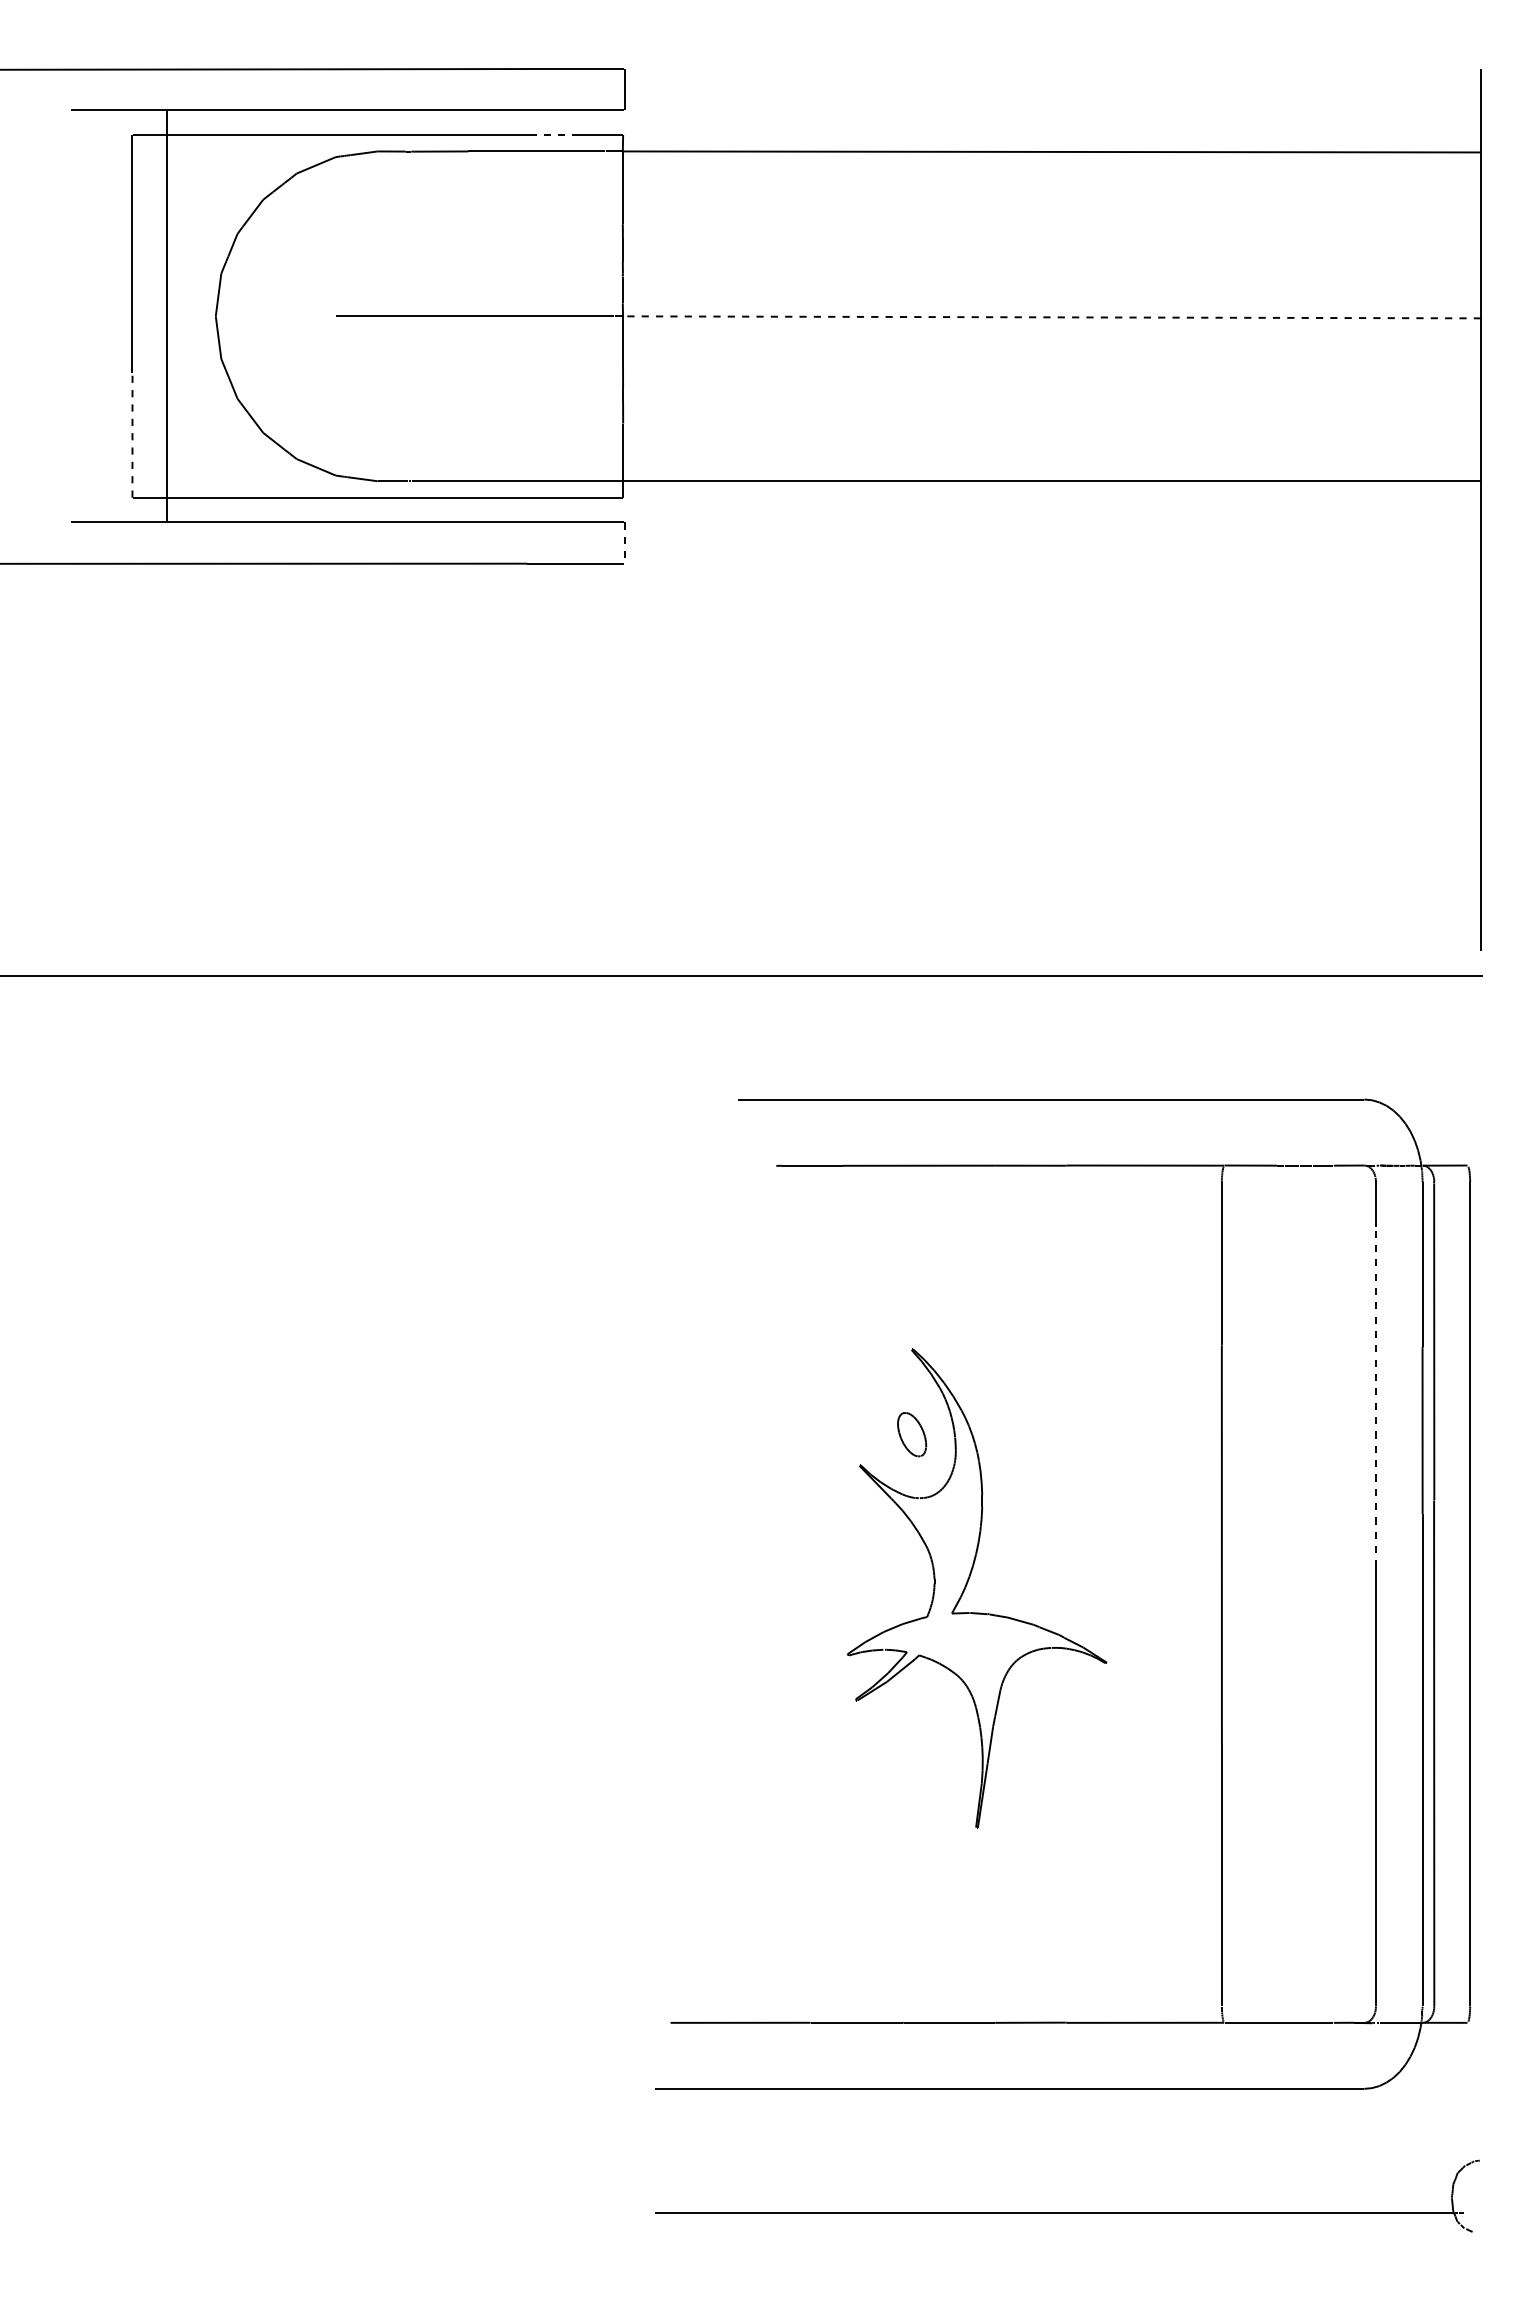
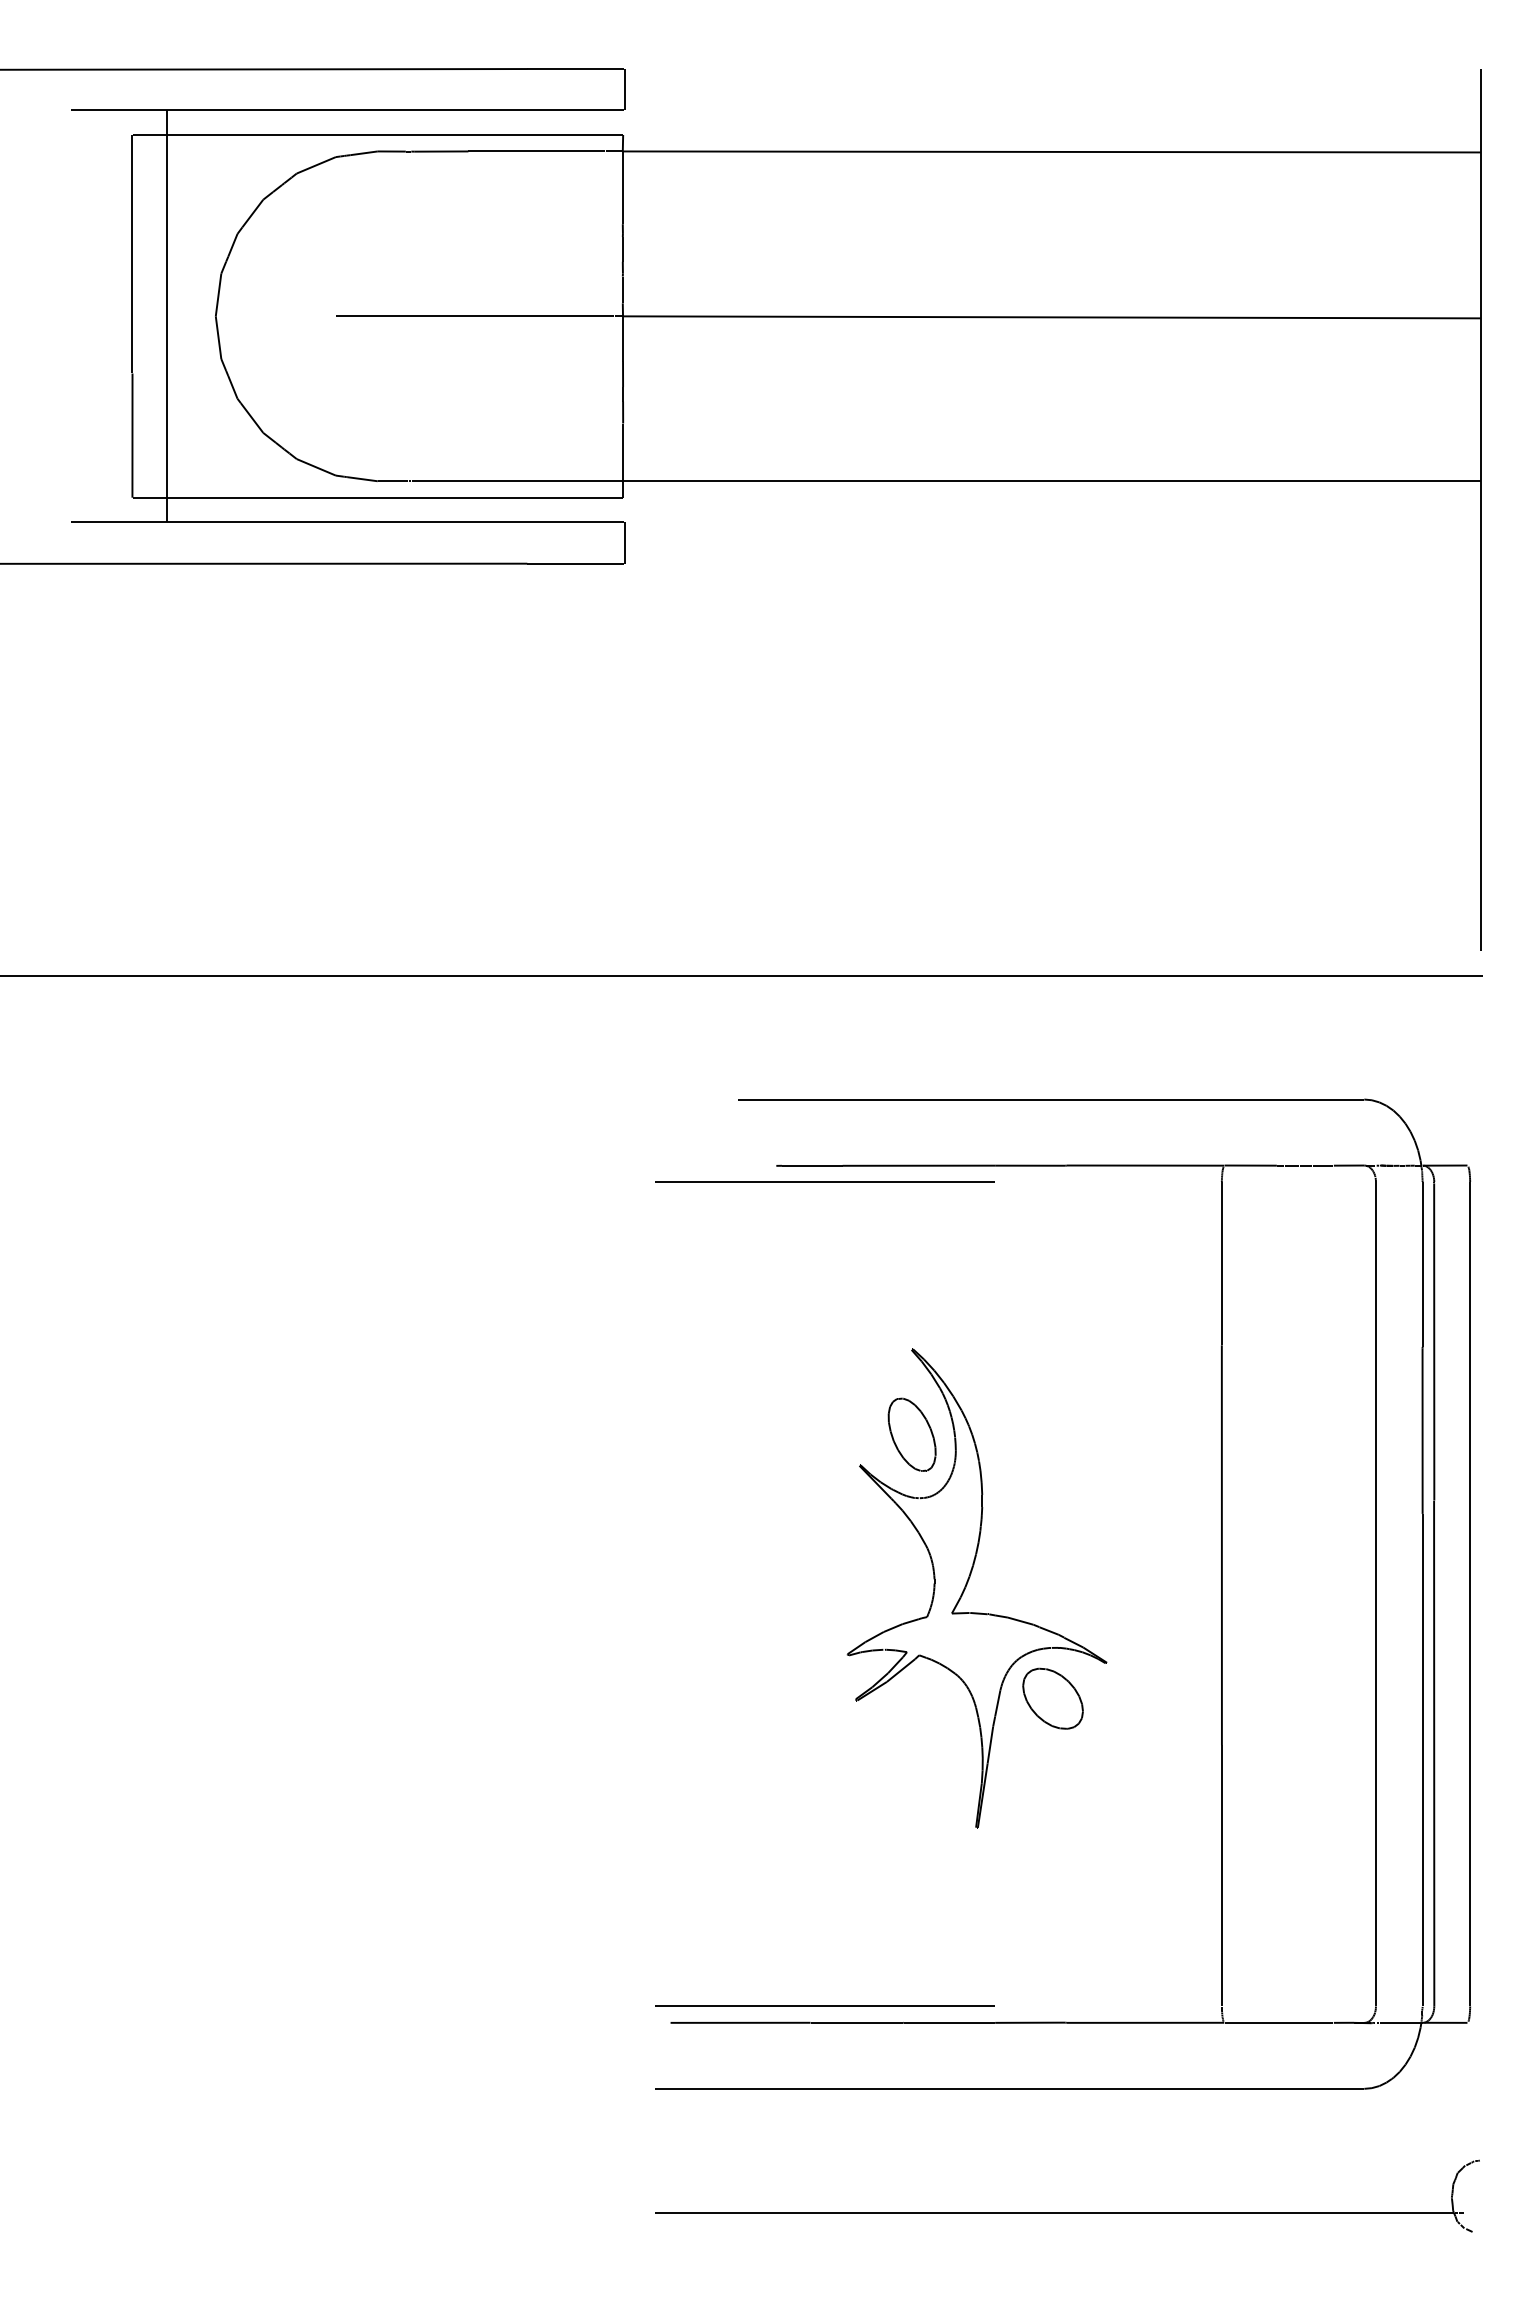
line: dashed -> solid (551, 135)
line: dashed -> solid (1052, 317)
line: dashed -> solid (132, 435)
line: dashed -> solid (625, 543)
line: none -> present (824, 1181)
line: dashed -> solid (1375, 1396)
part size: 31x46 px -> 50x75 px (911, 1434)
part: none -> present (1052, 1698)
line: none -> present (824, 2005)
